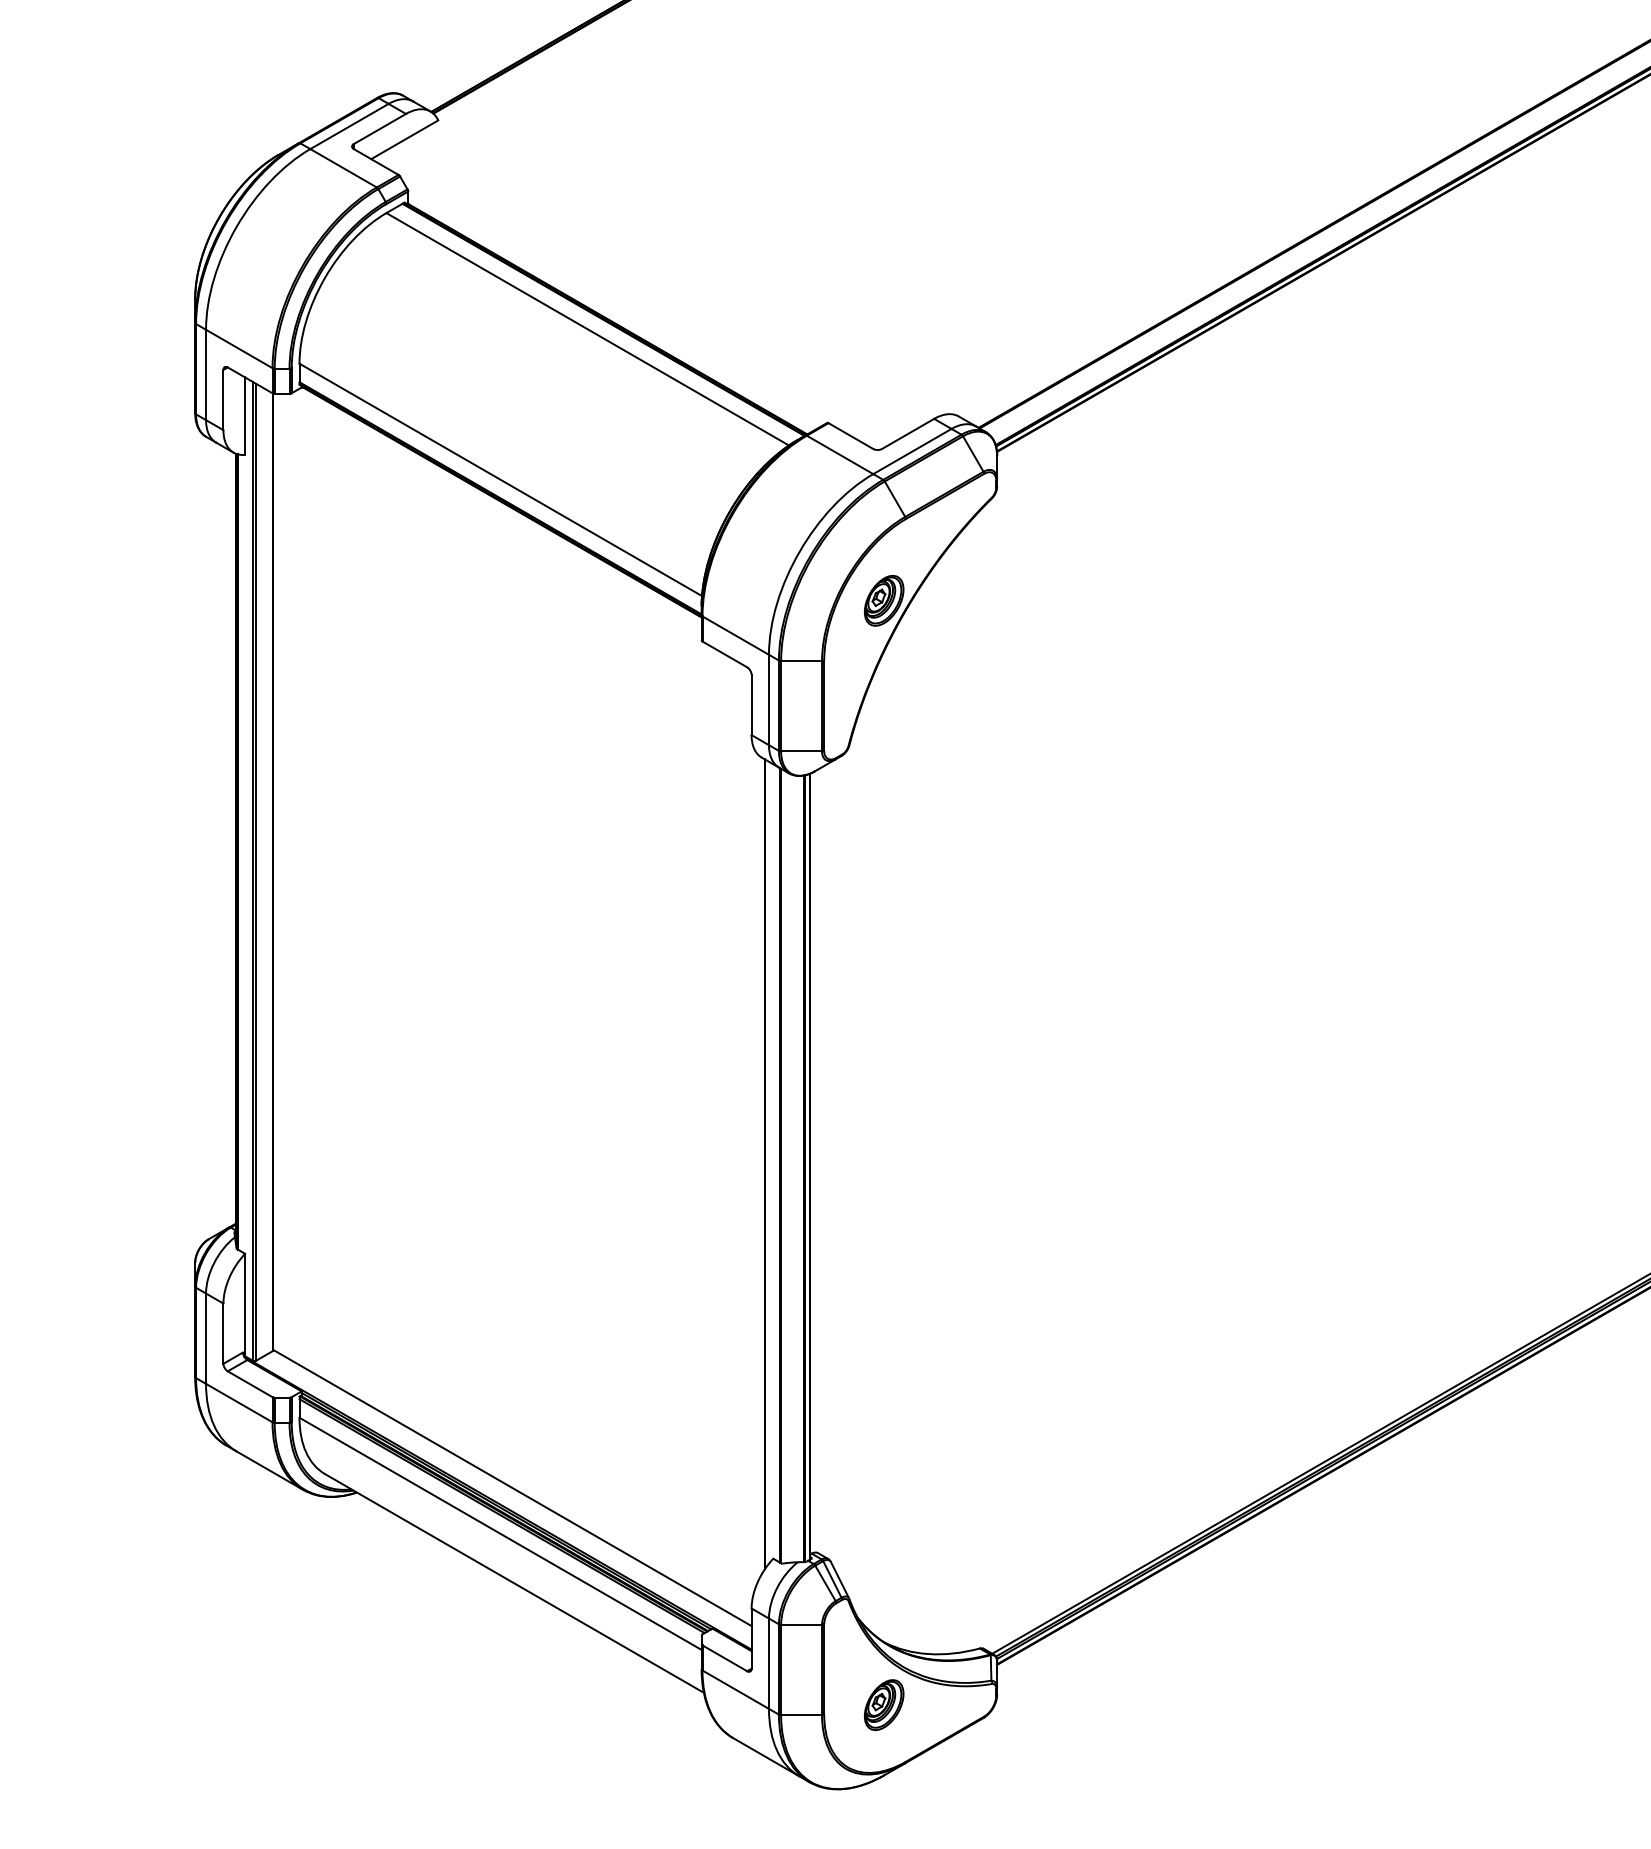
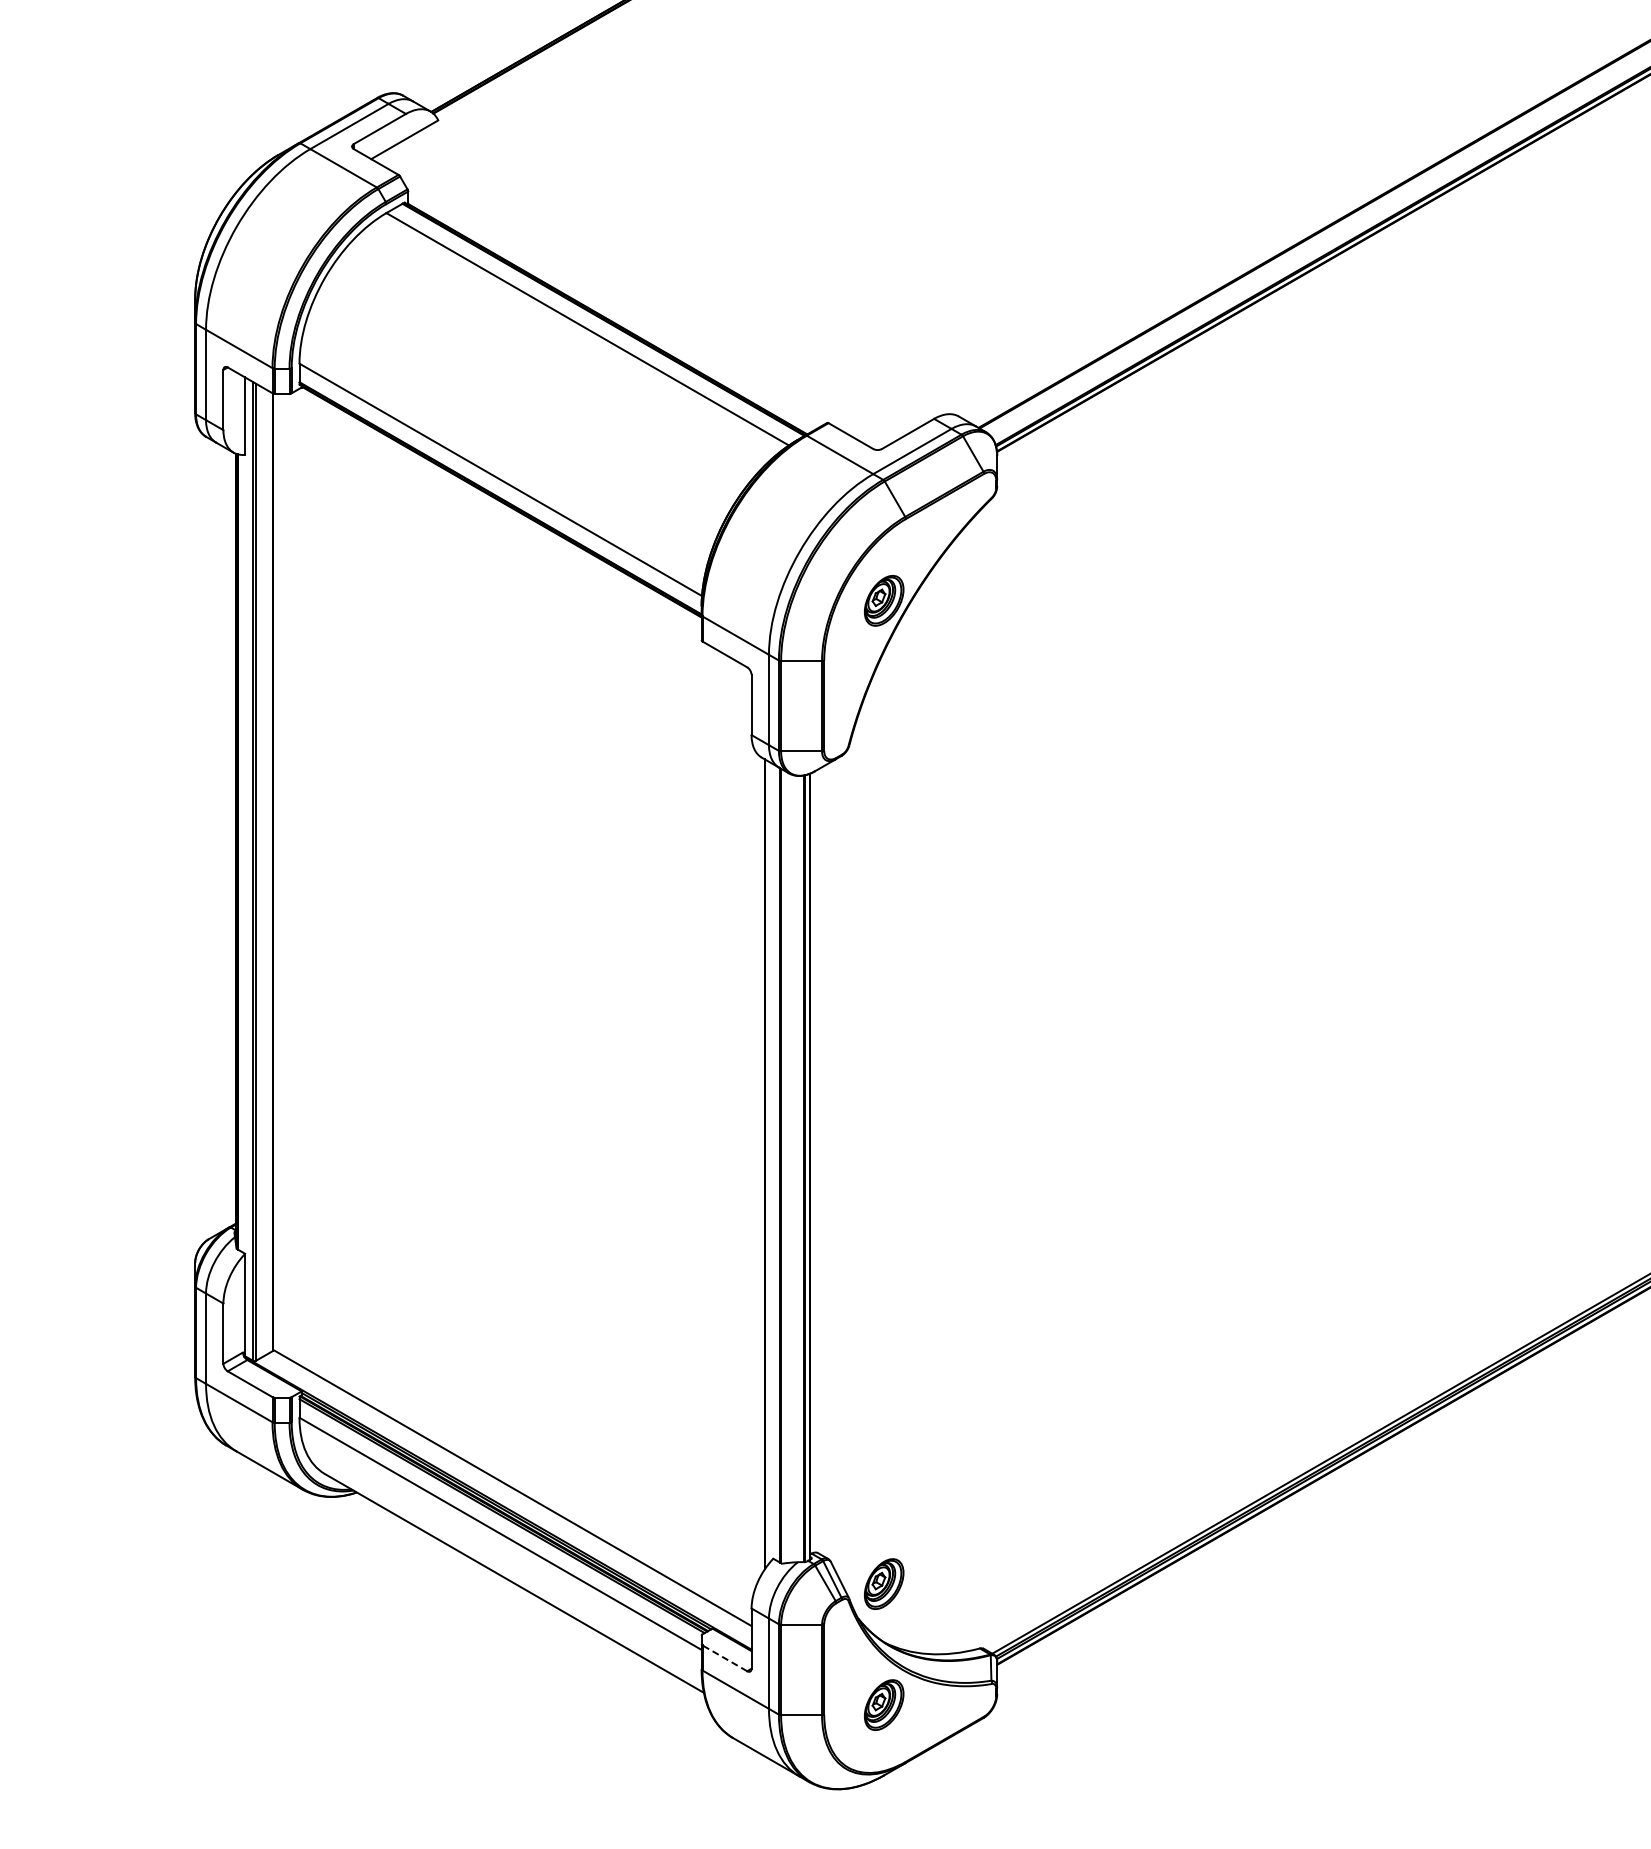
part: none -> present (884, 1583)
line: solid -> dashed (724, 1658)
